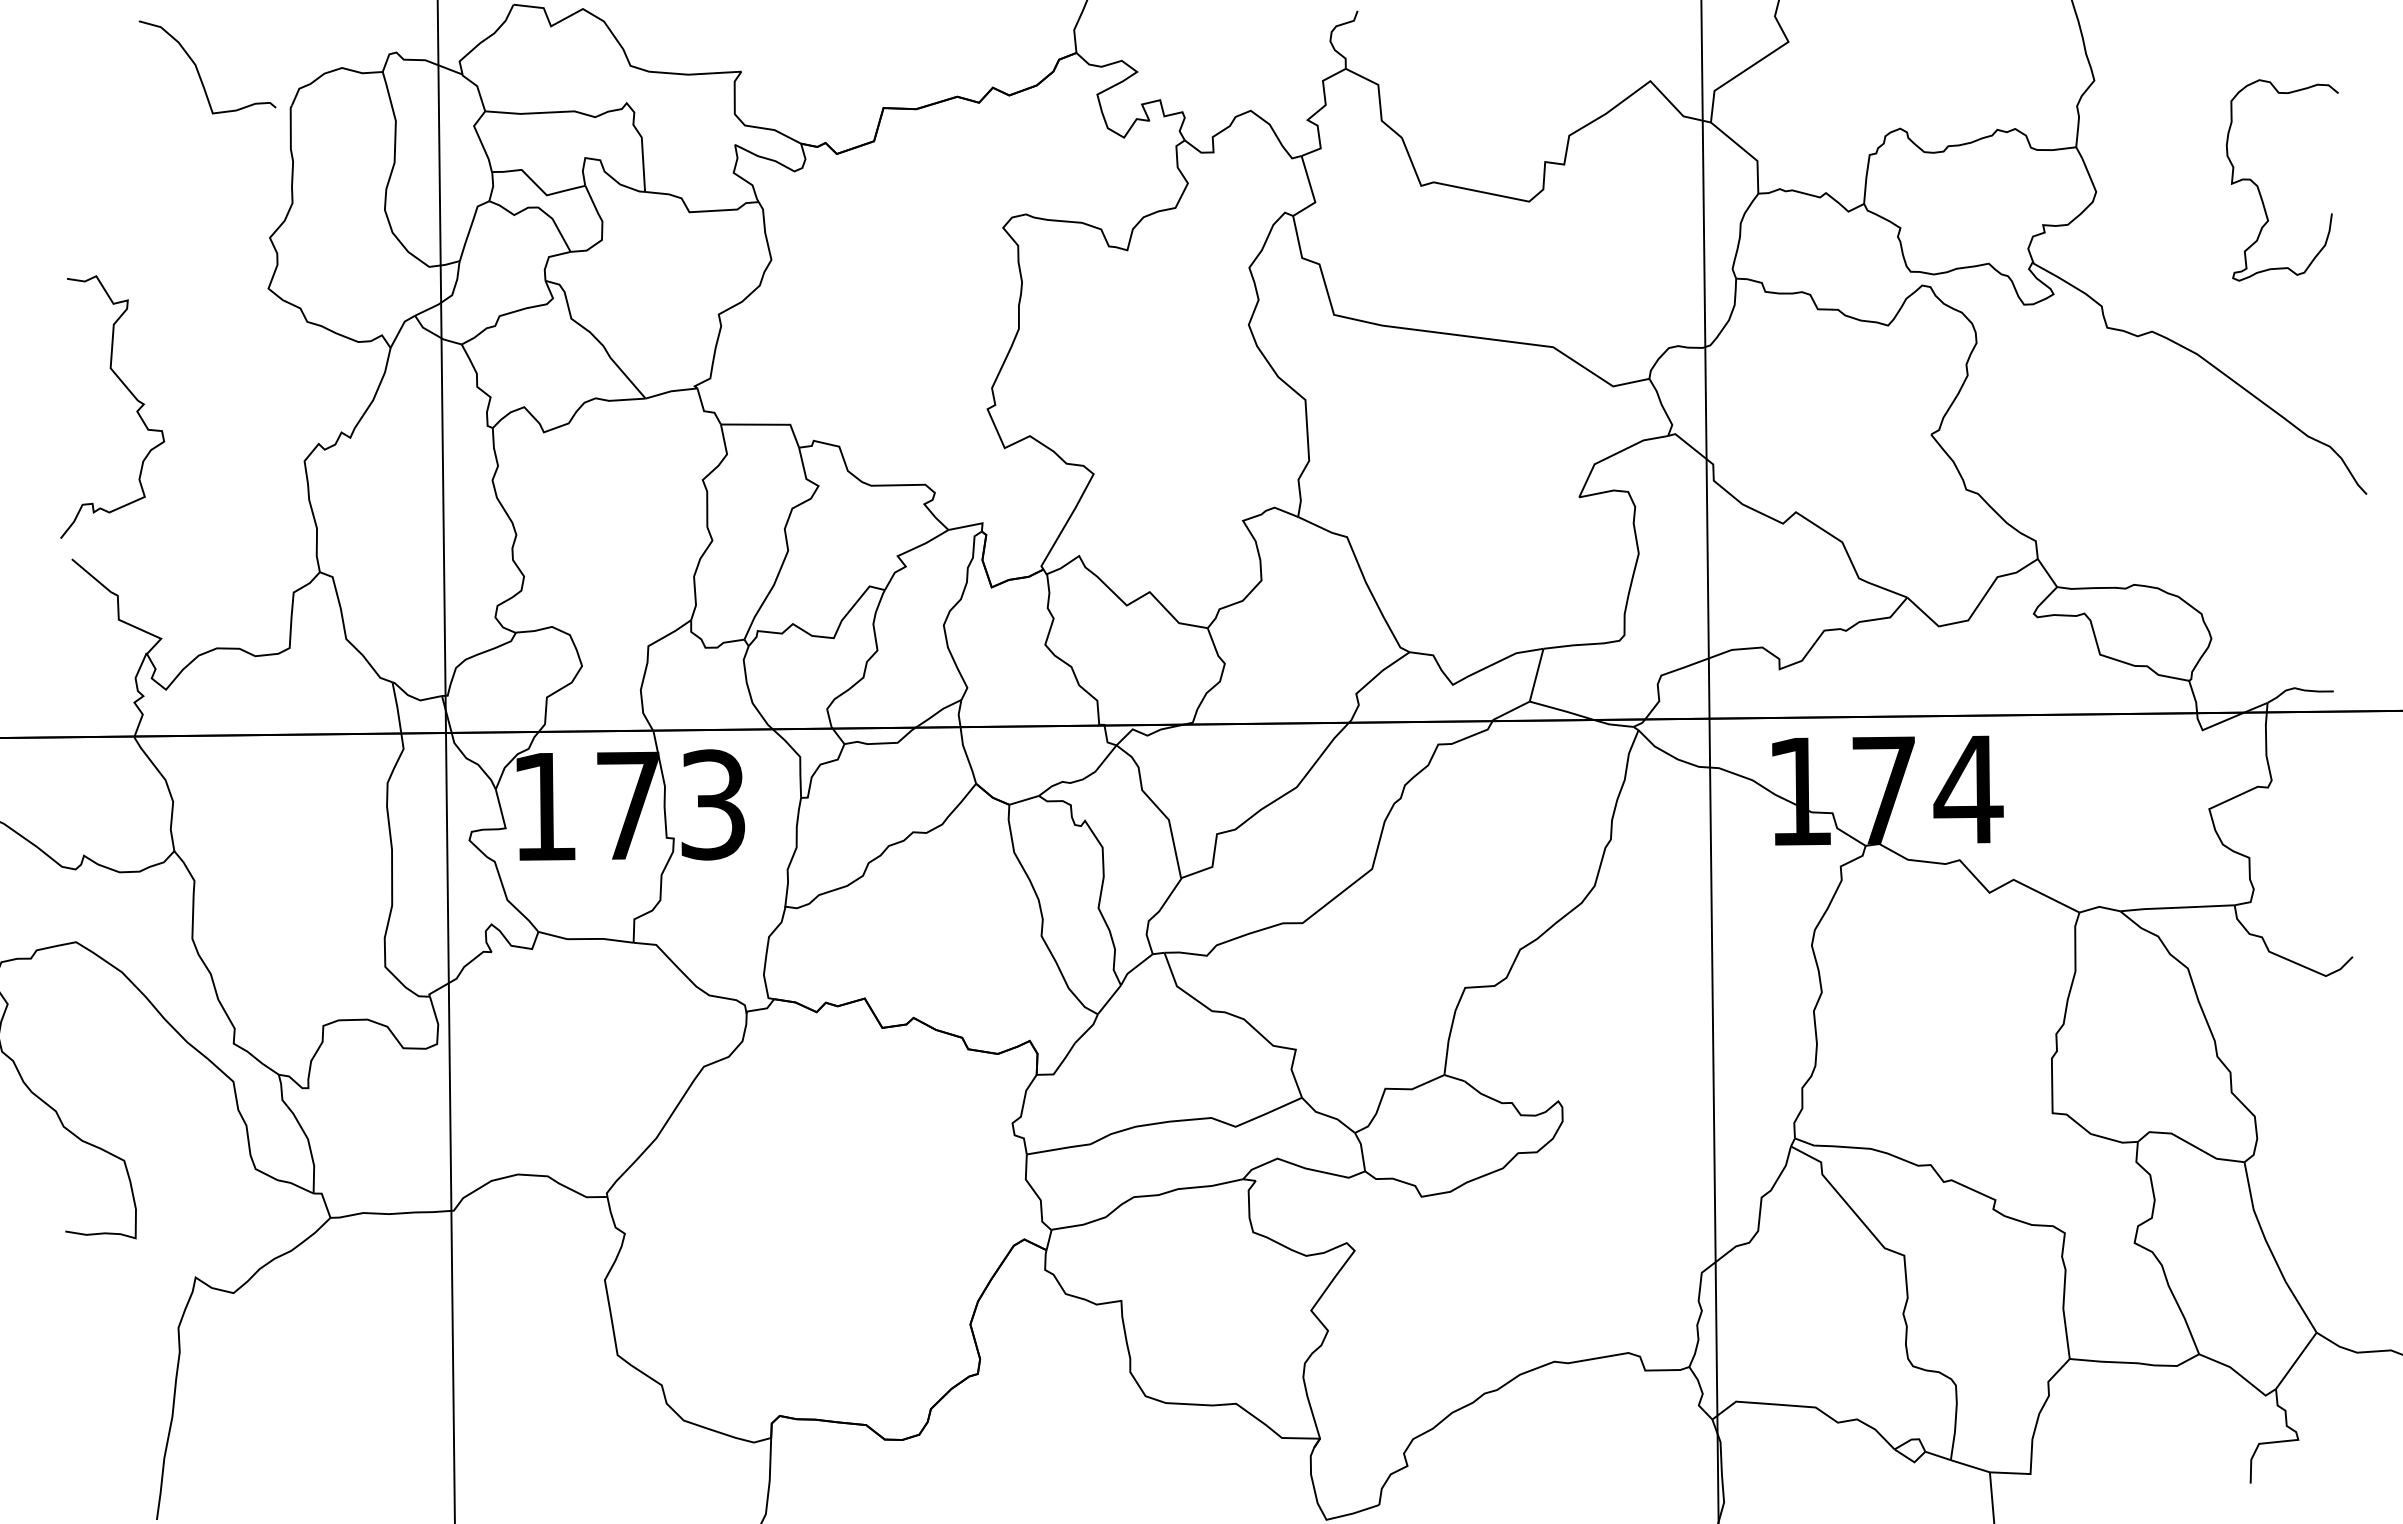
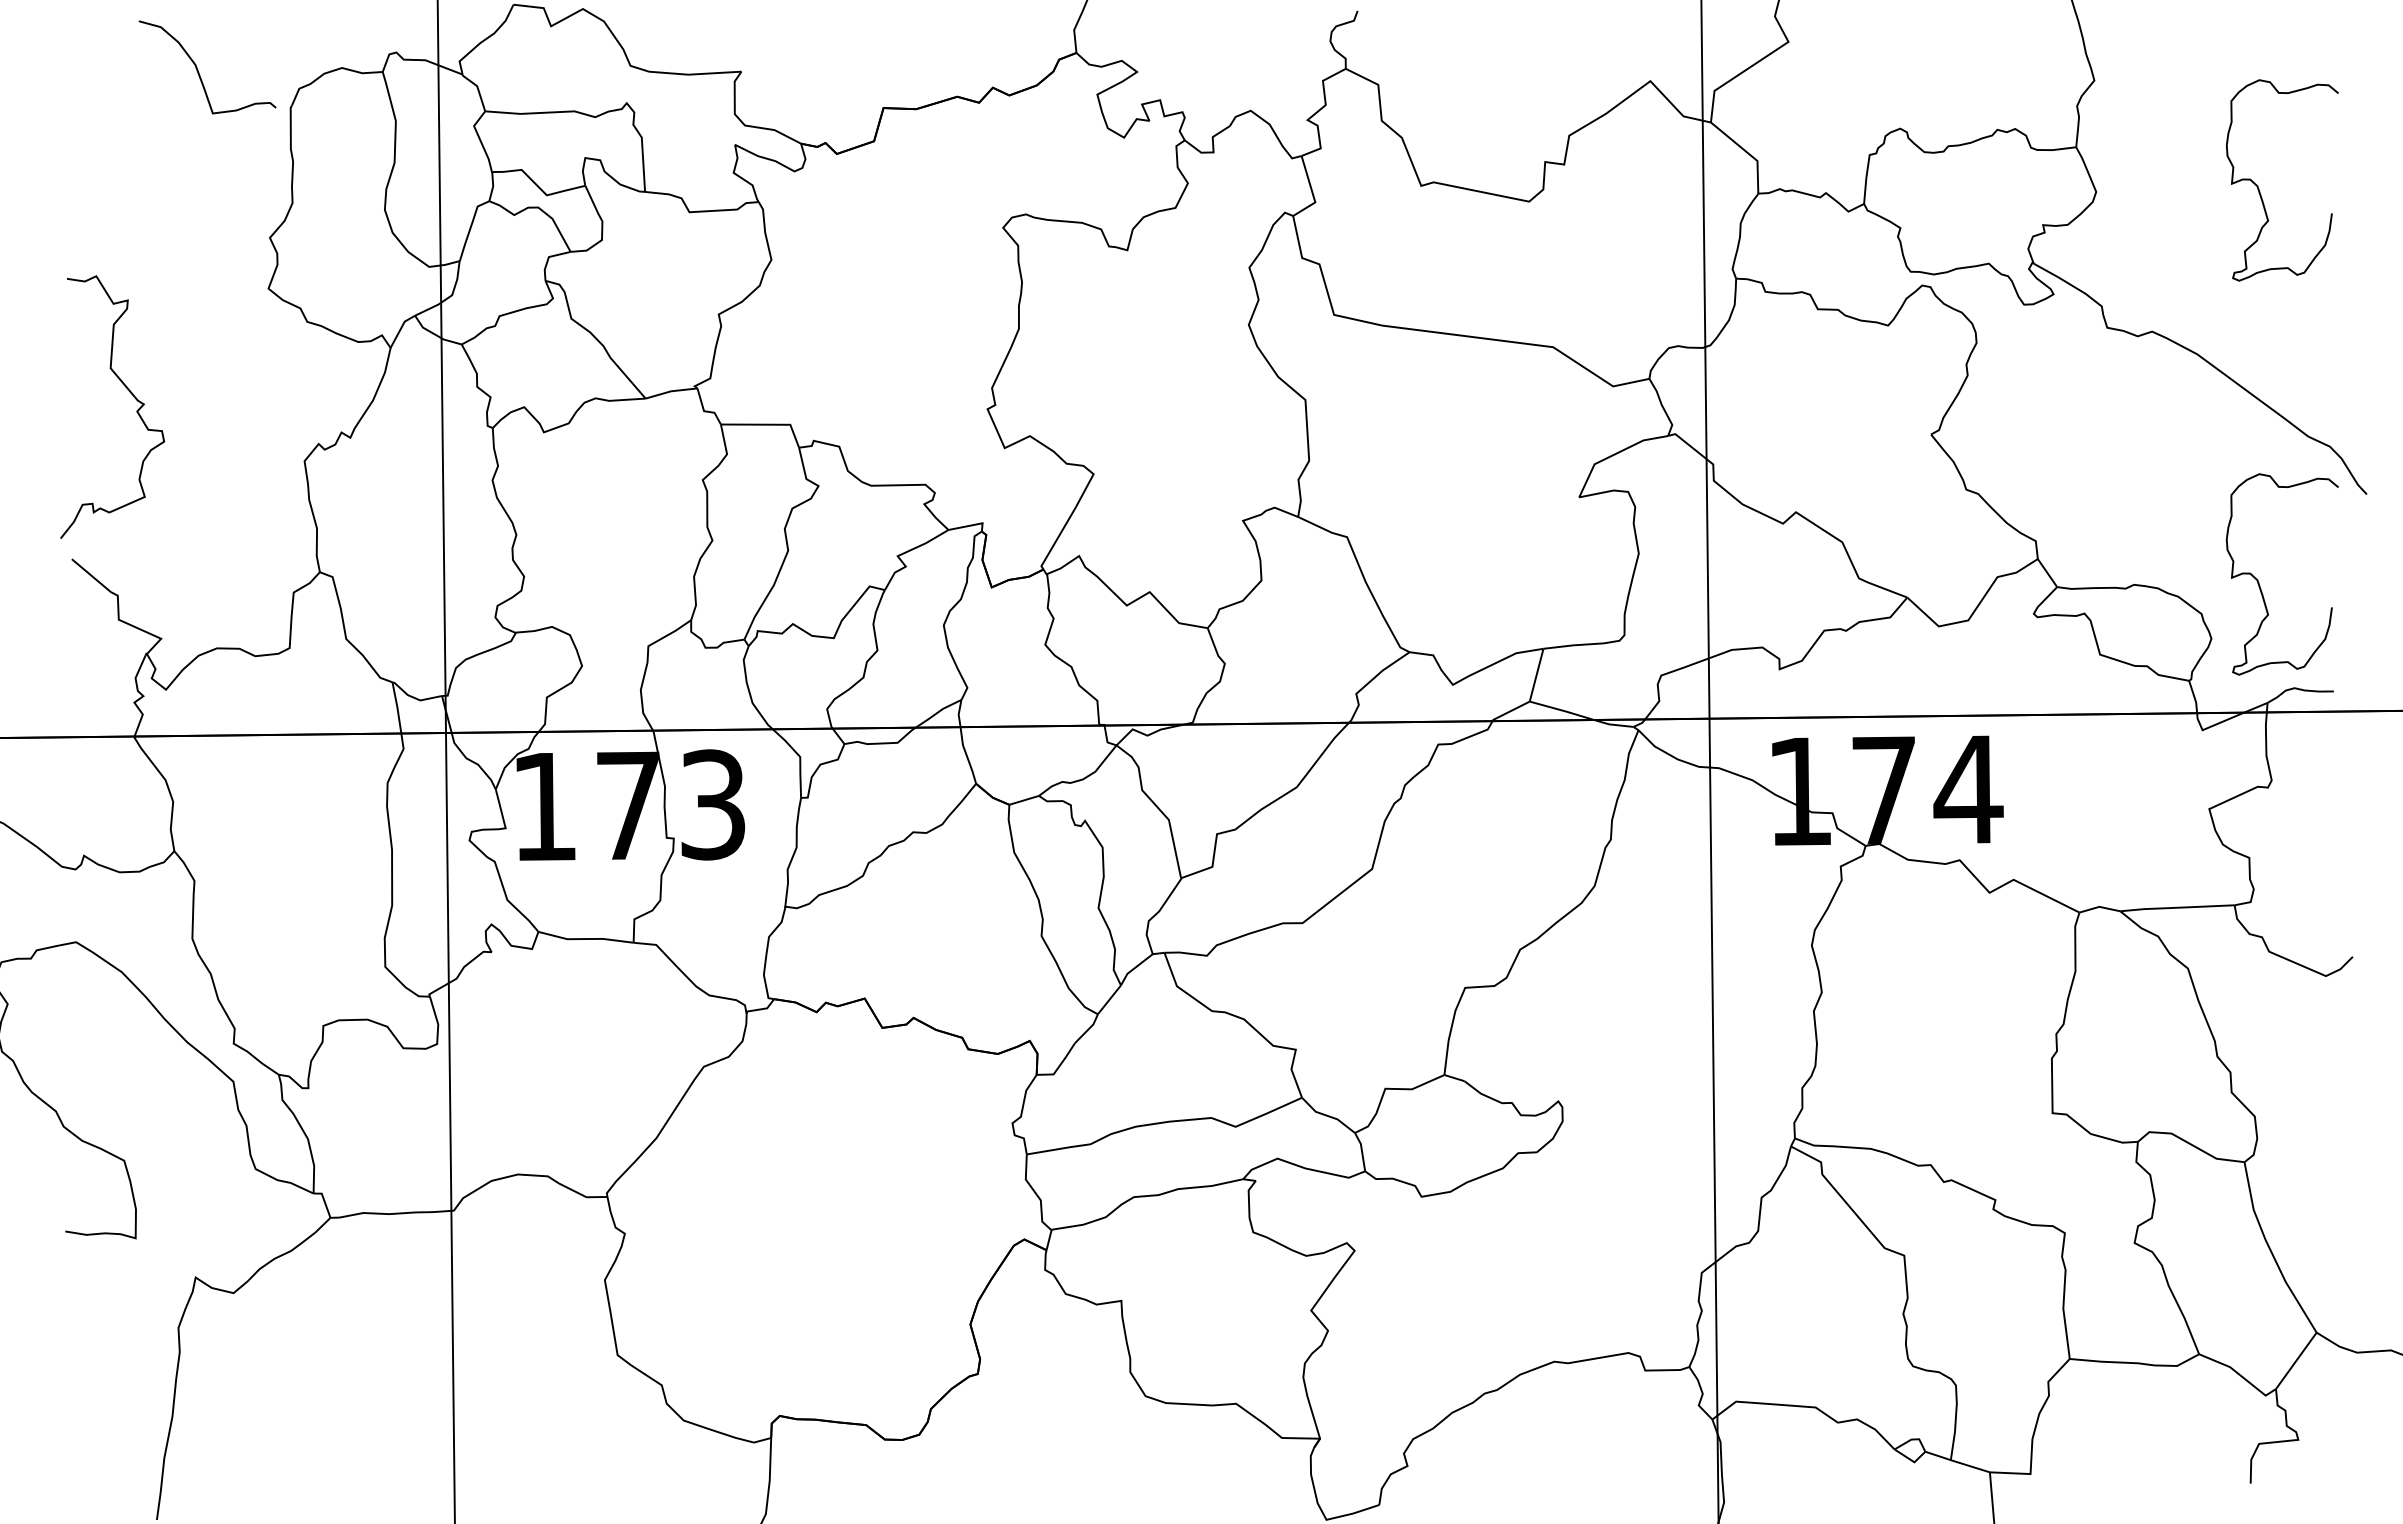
curve: none -> present (2259, 582)
